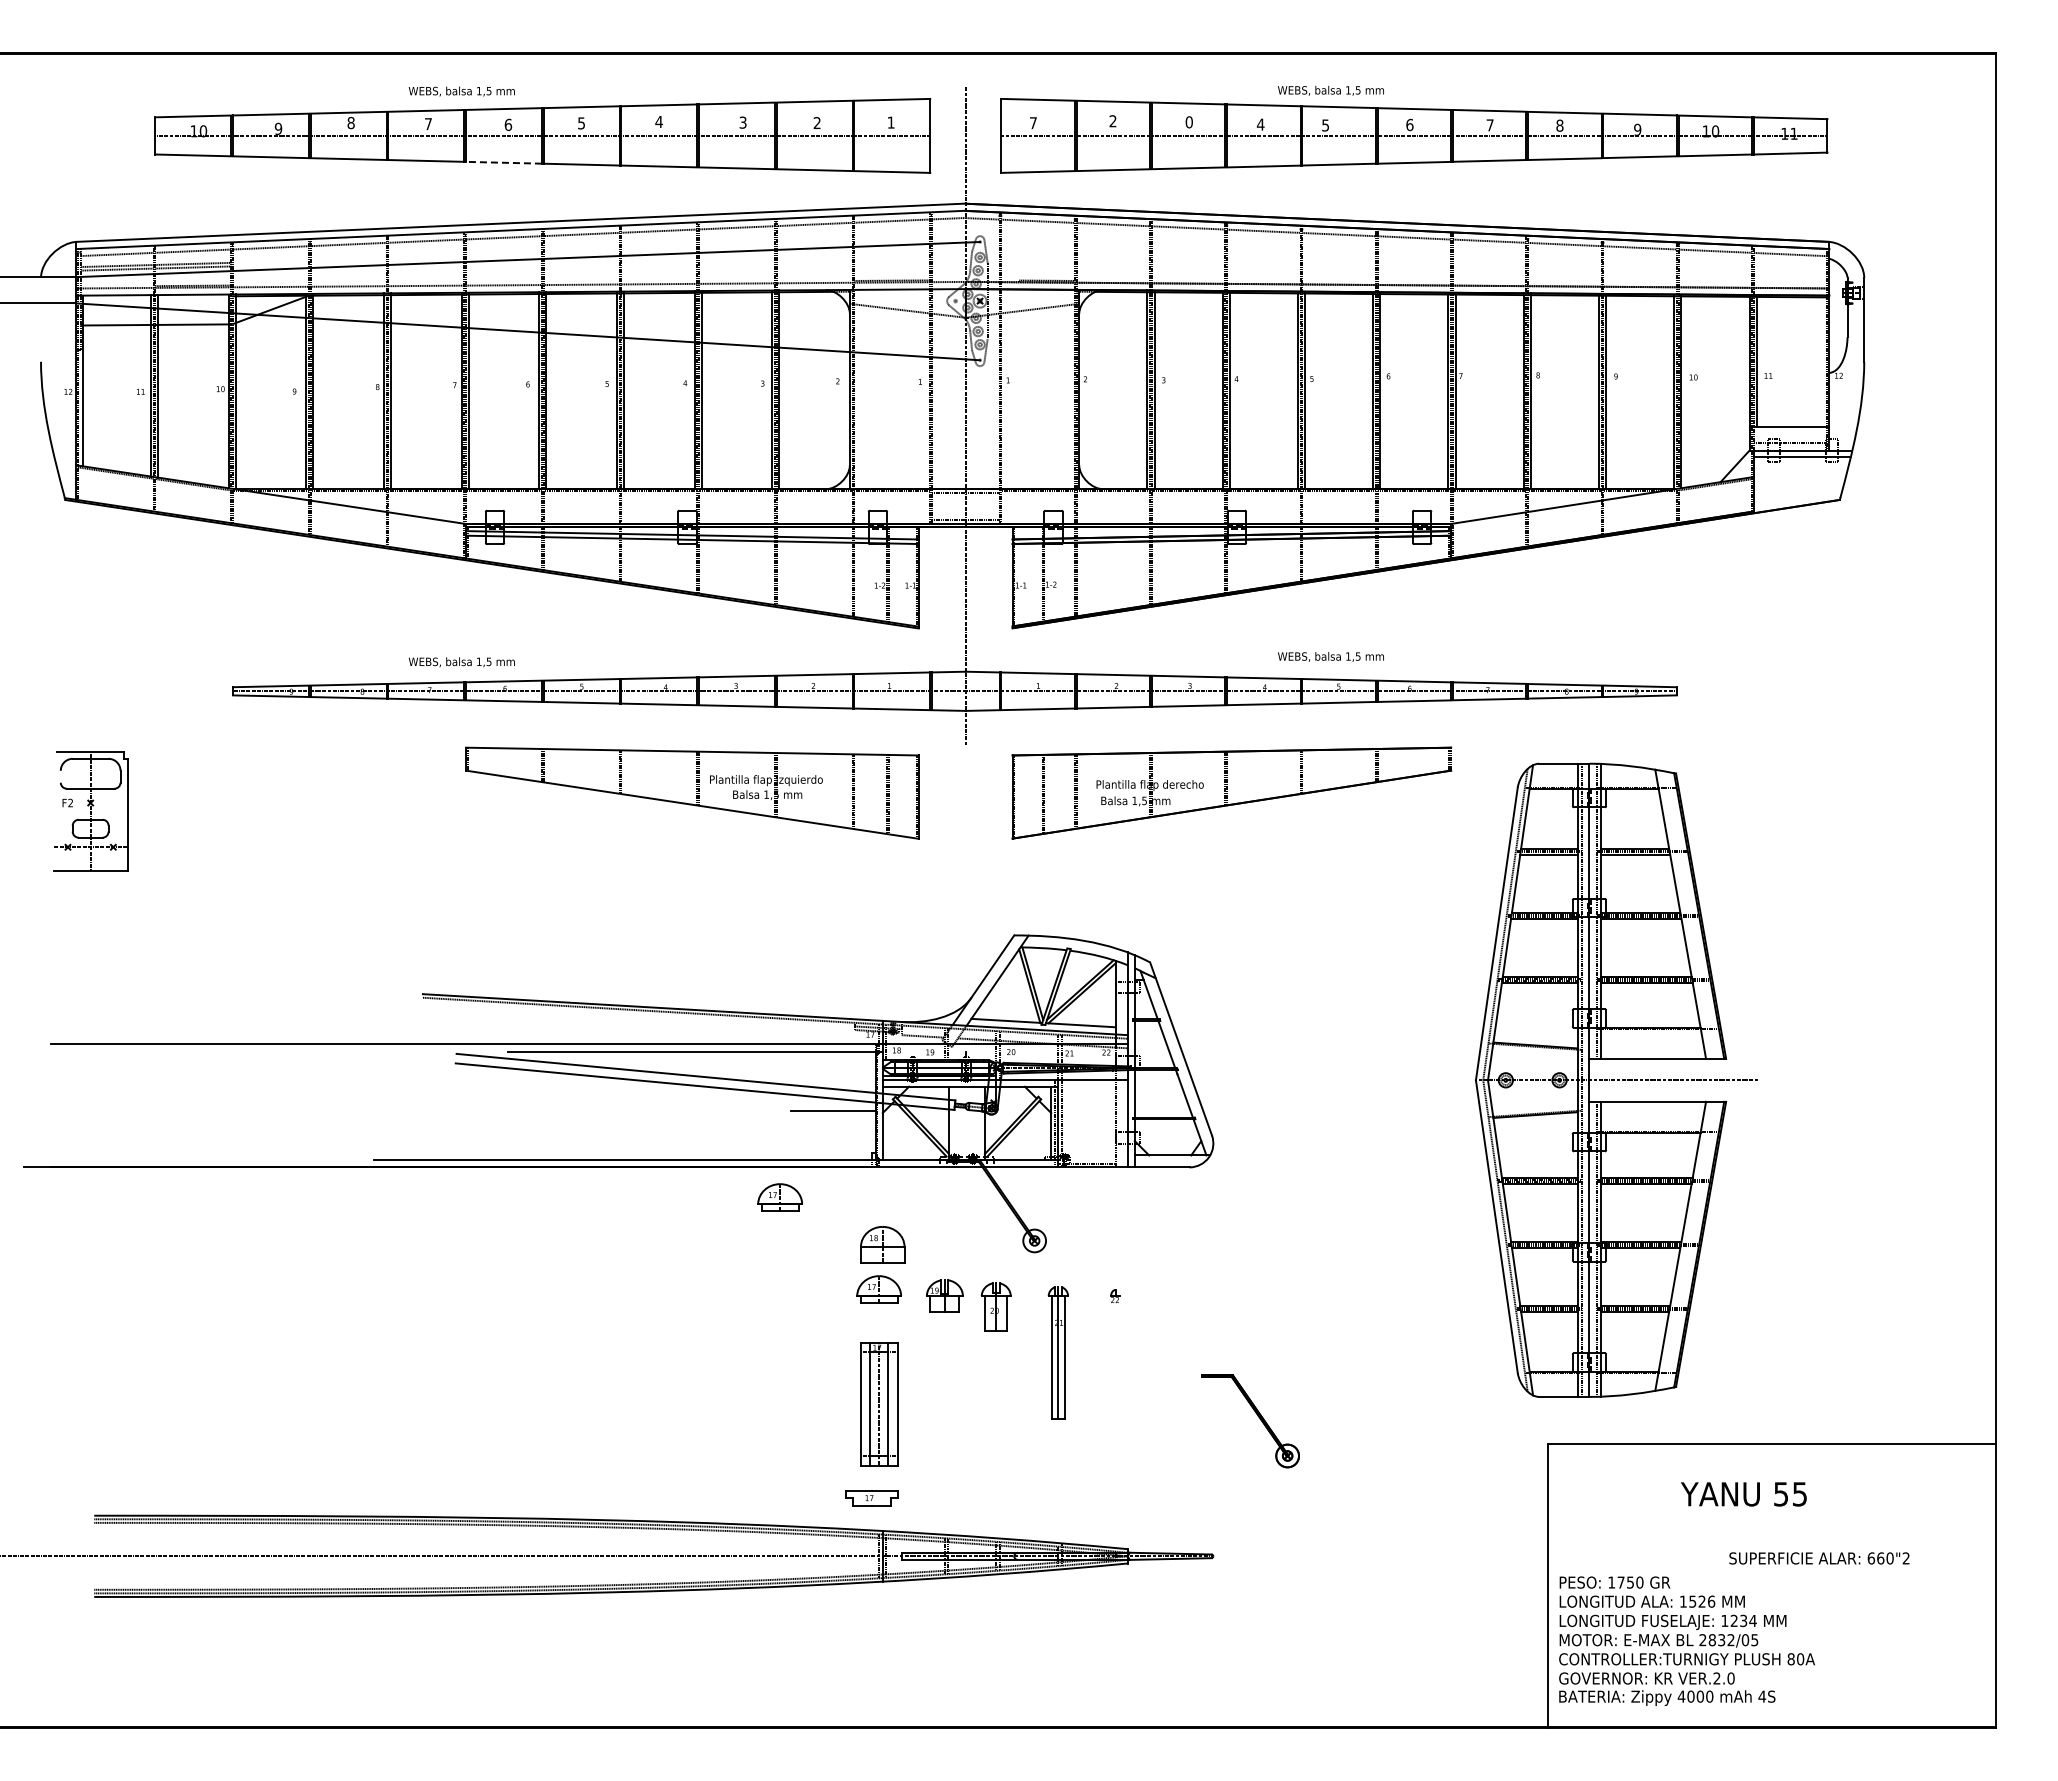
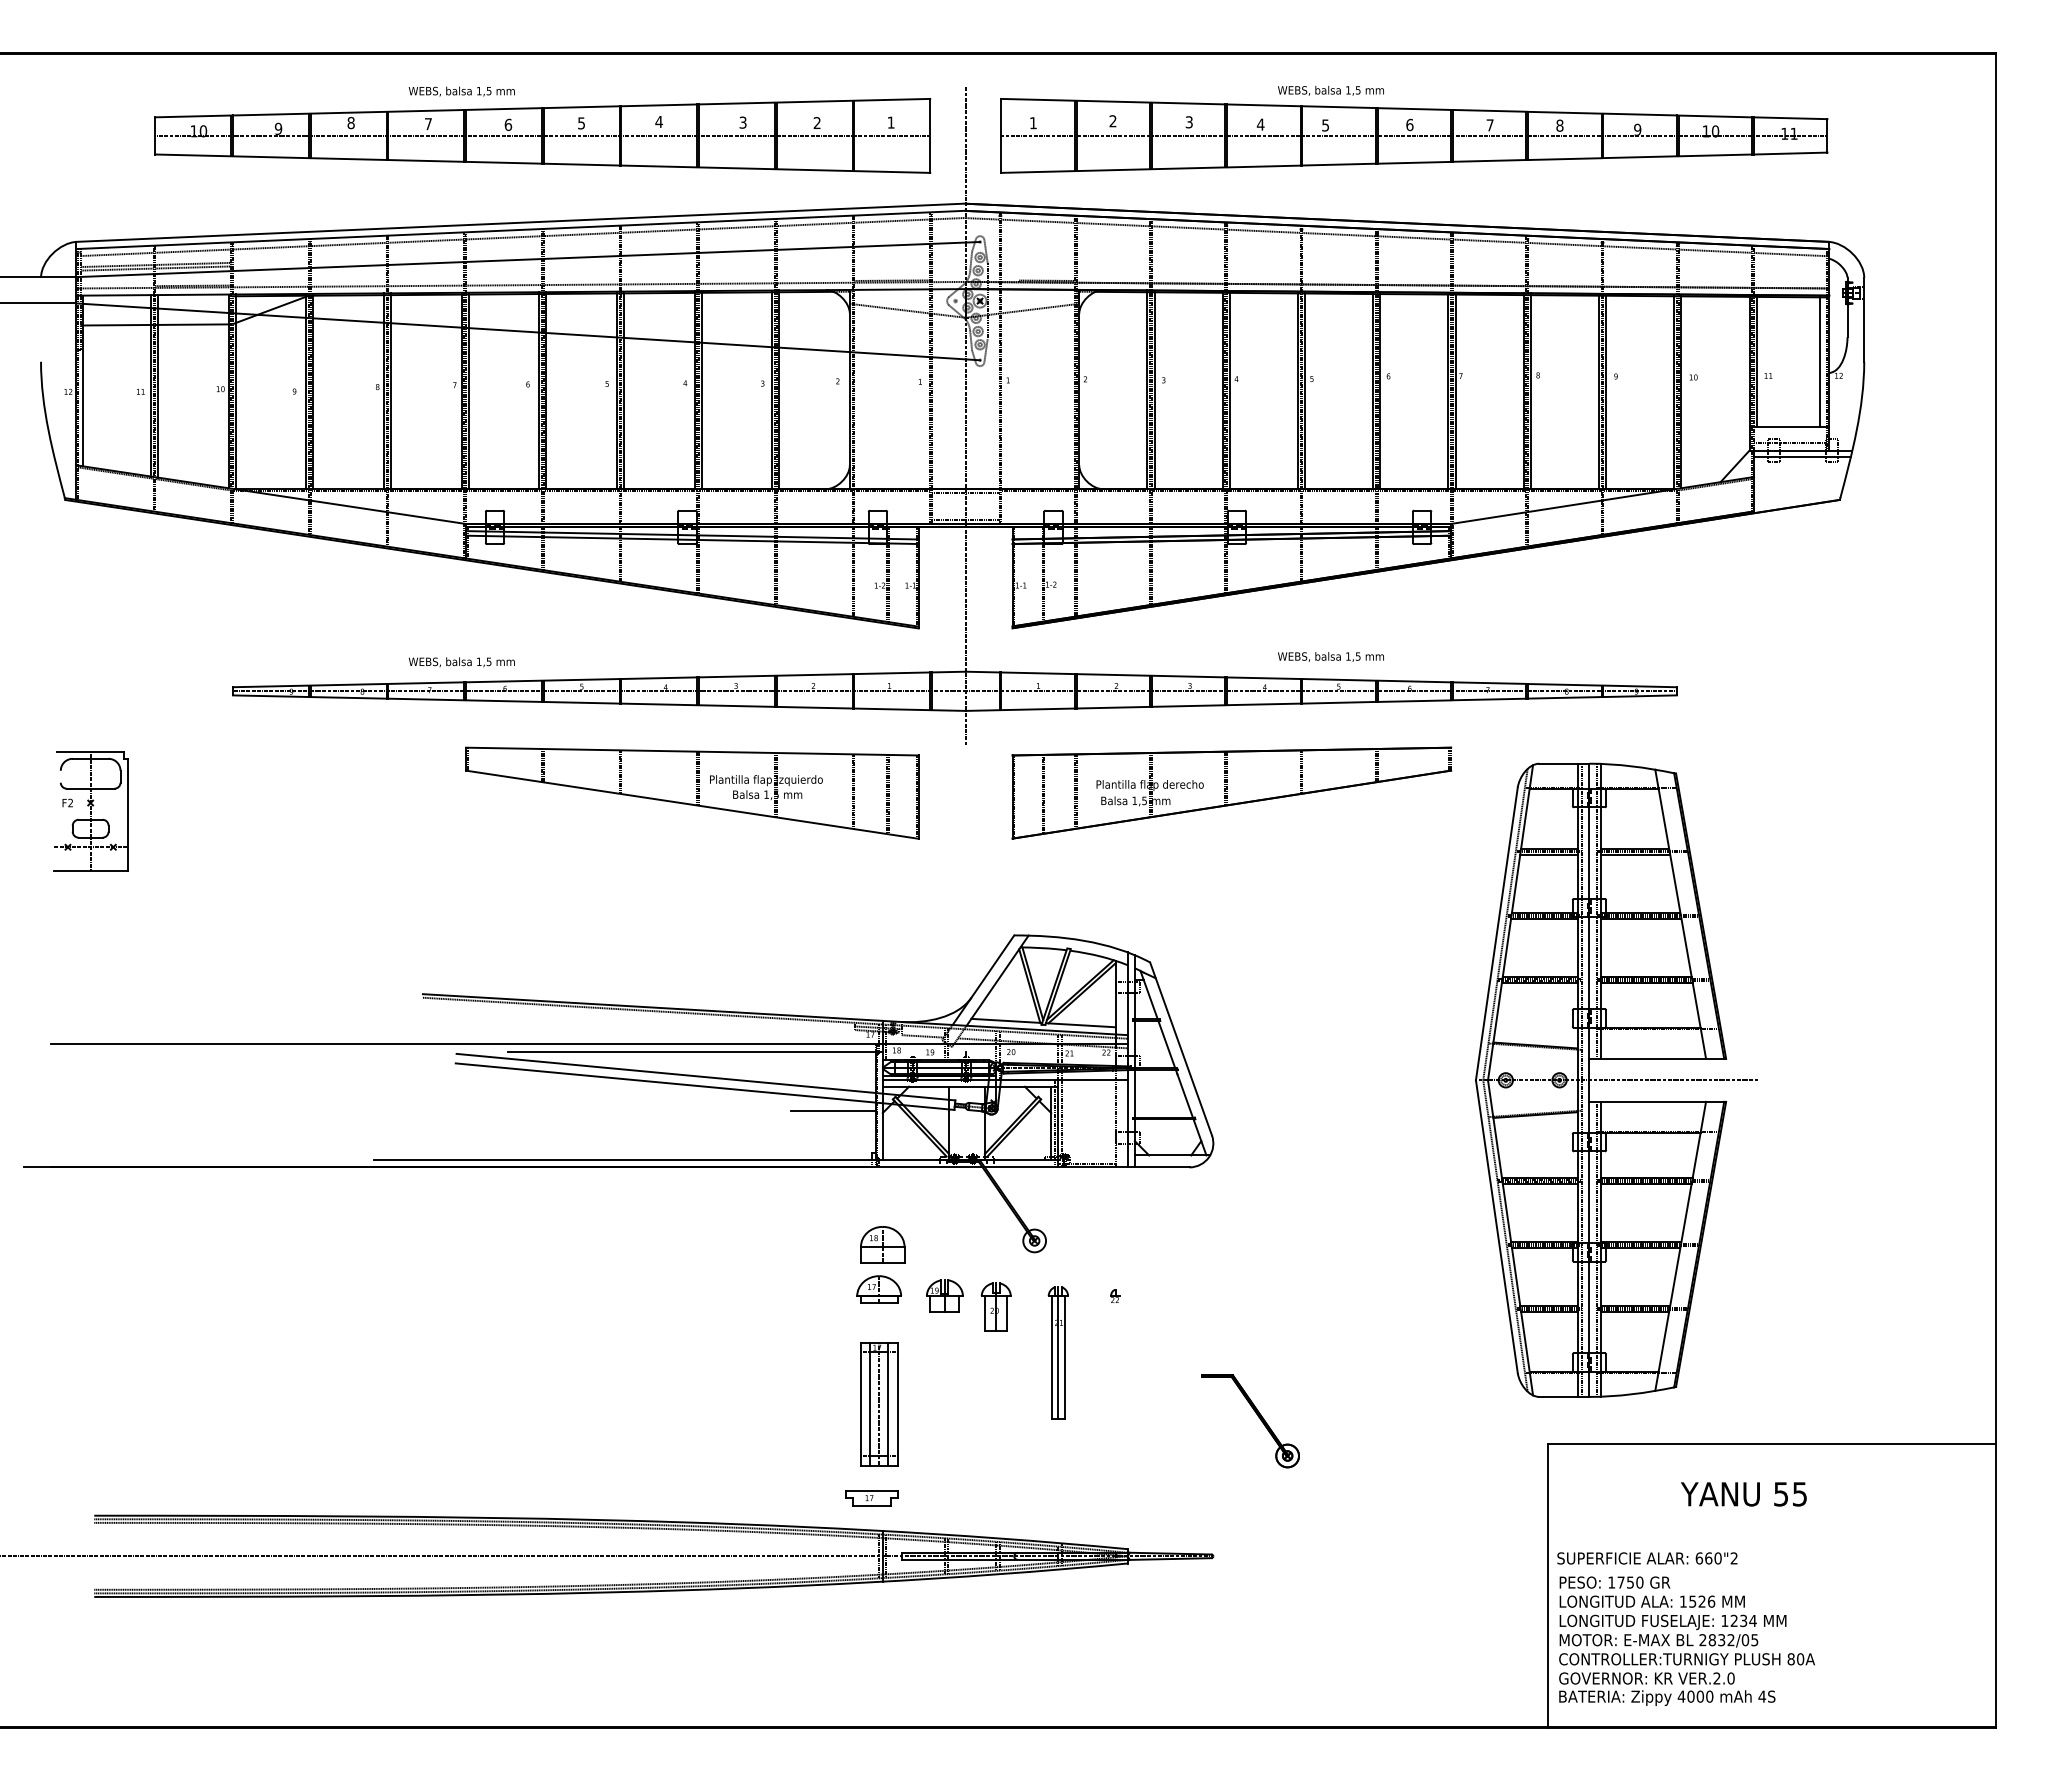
text: 0 -> 3 (1188, 122)
text: 7 -> 1 (1033, 123)
line: dashed -> solid (503, 162)
line: none -> present (1820, 360)
part: present -> none (779, 1197)
text position: (1819, 1558) -> (1647, 1558) (1647, 1558)
